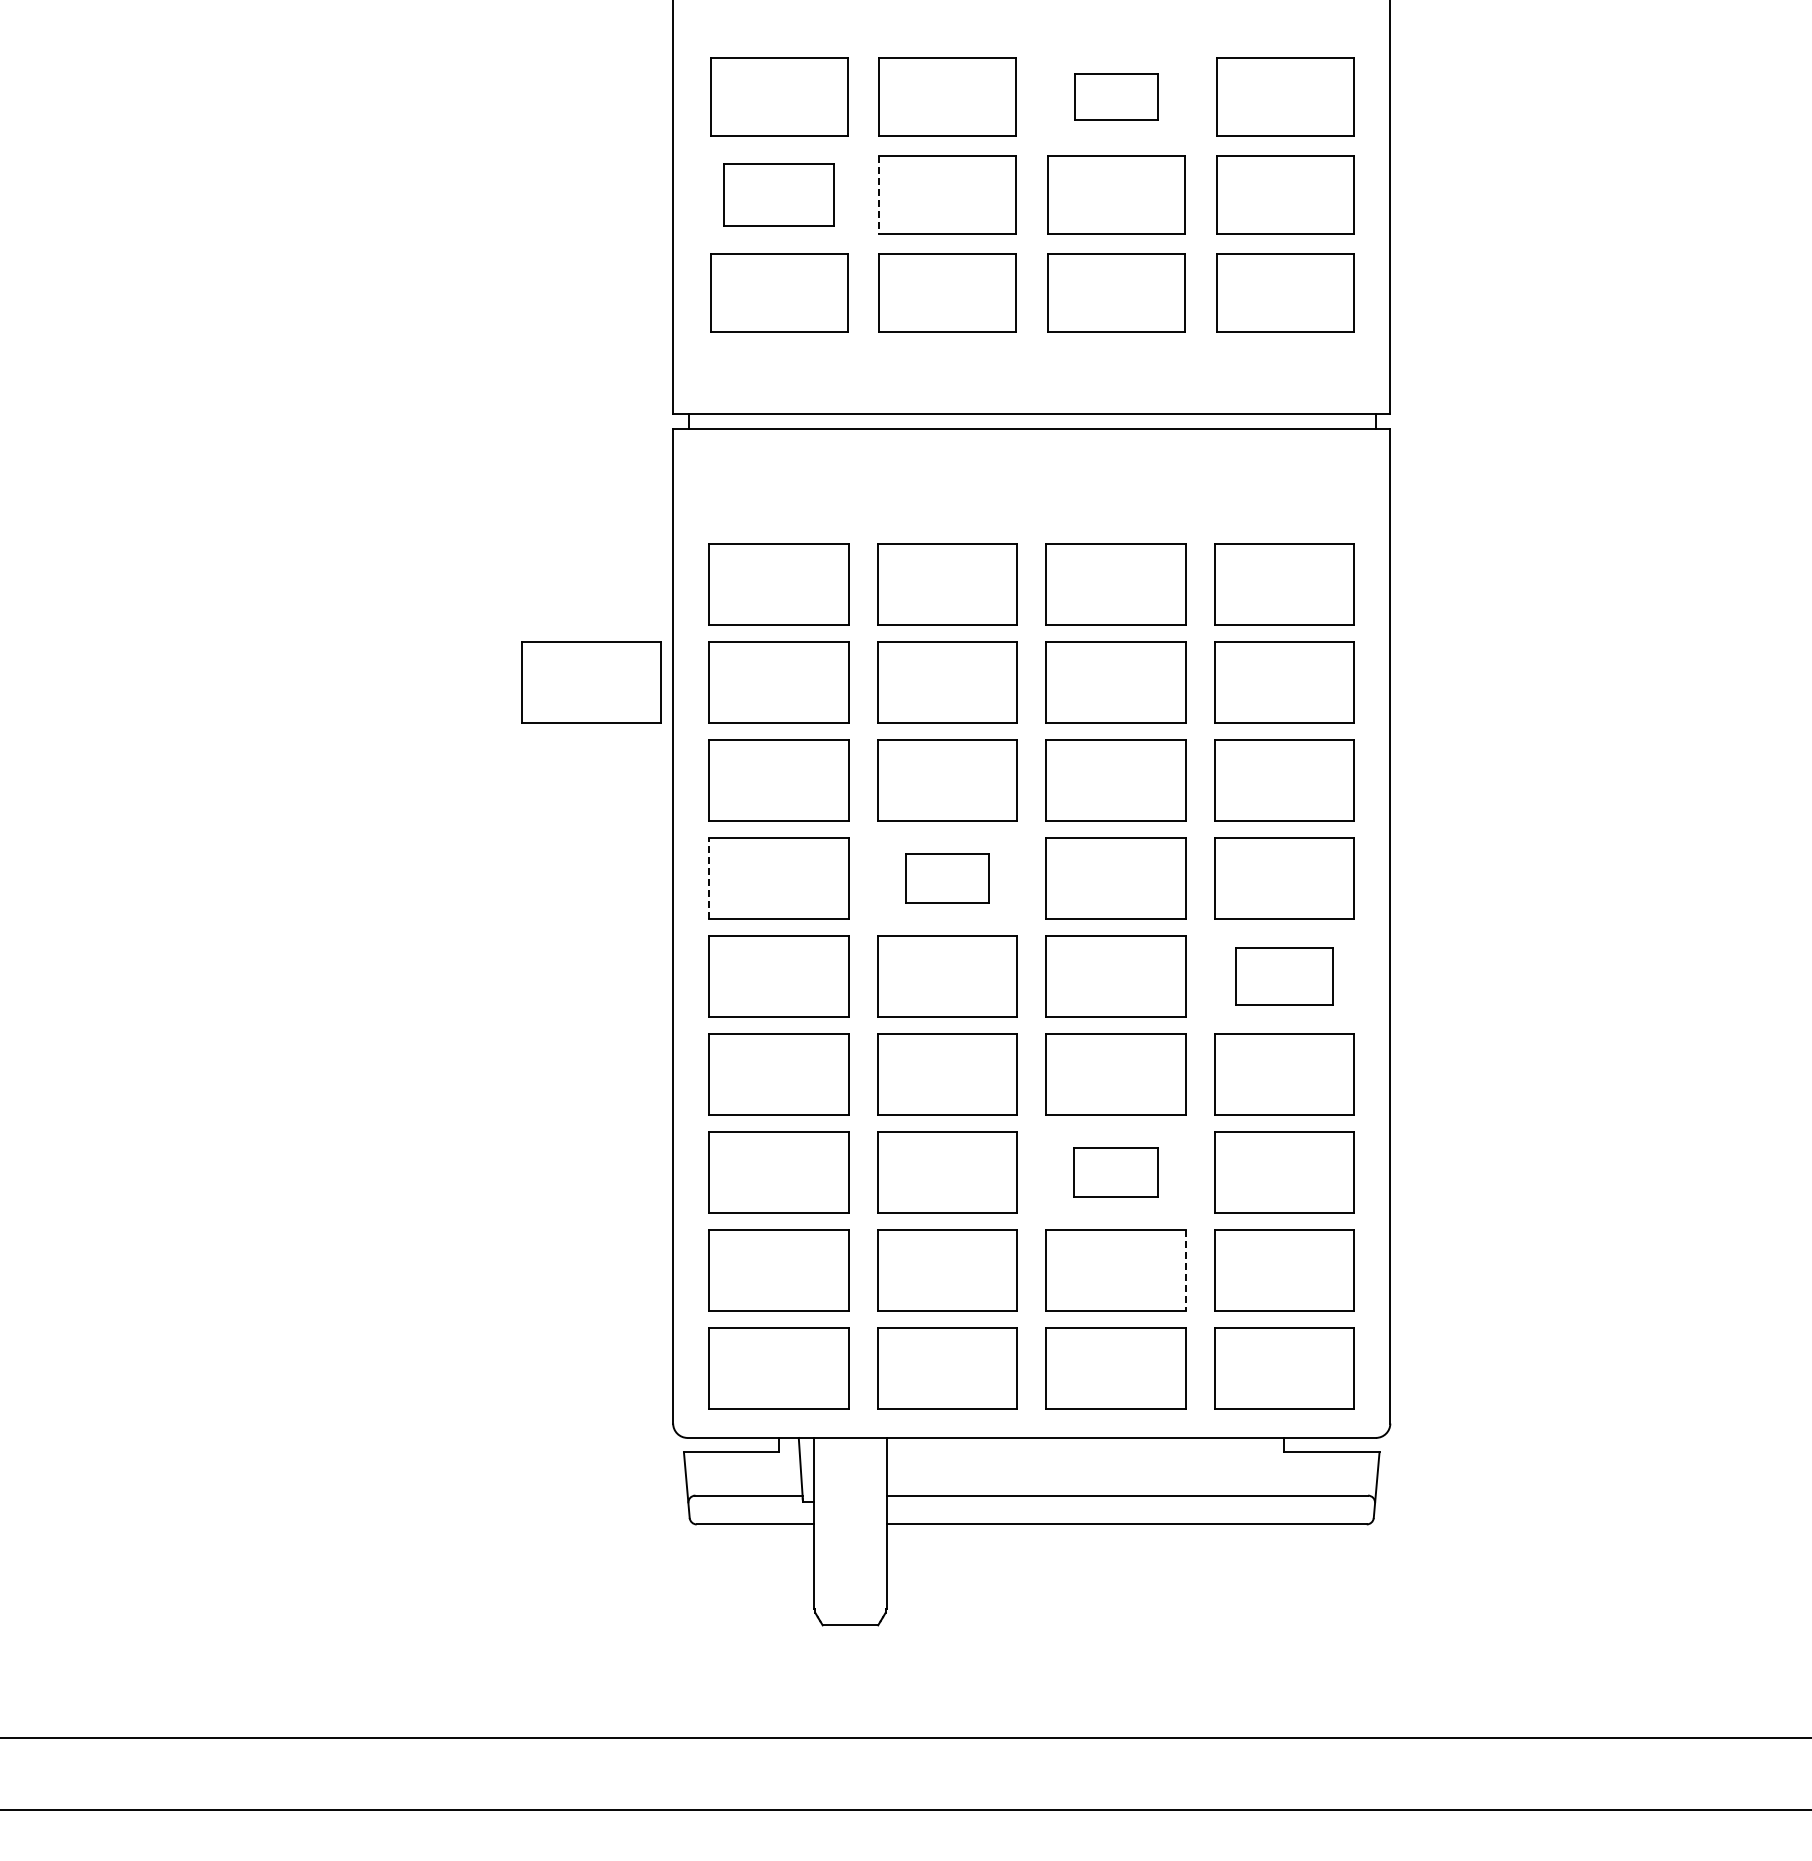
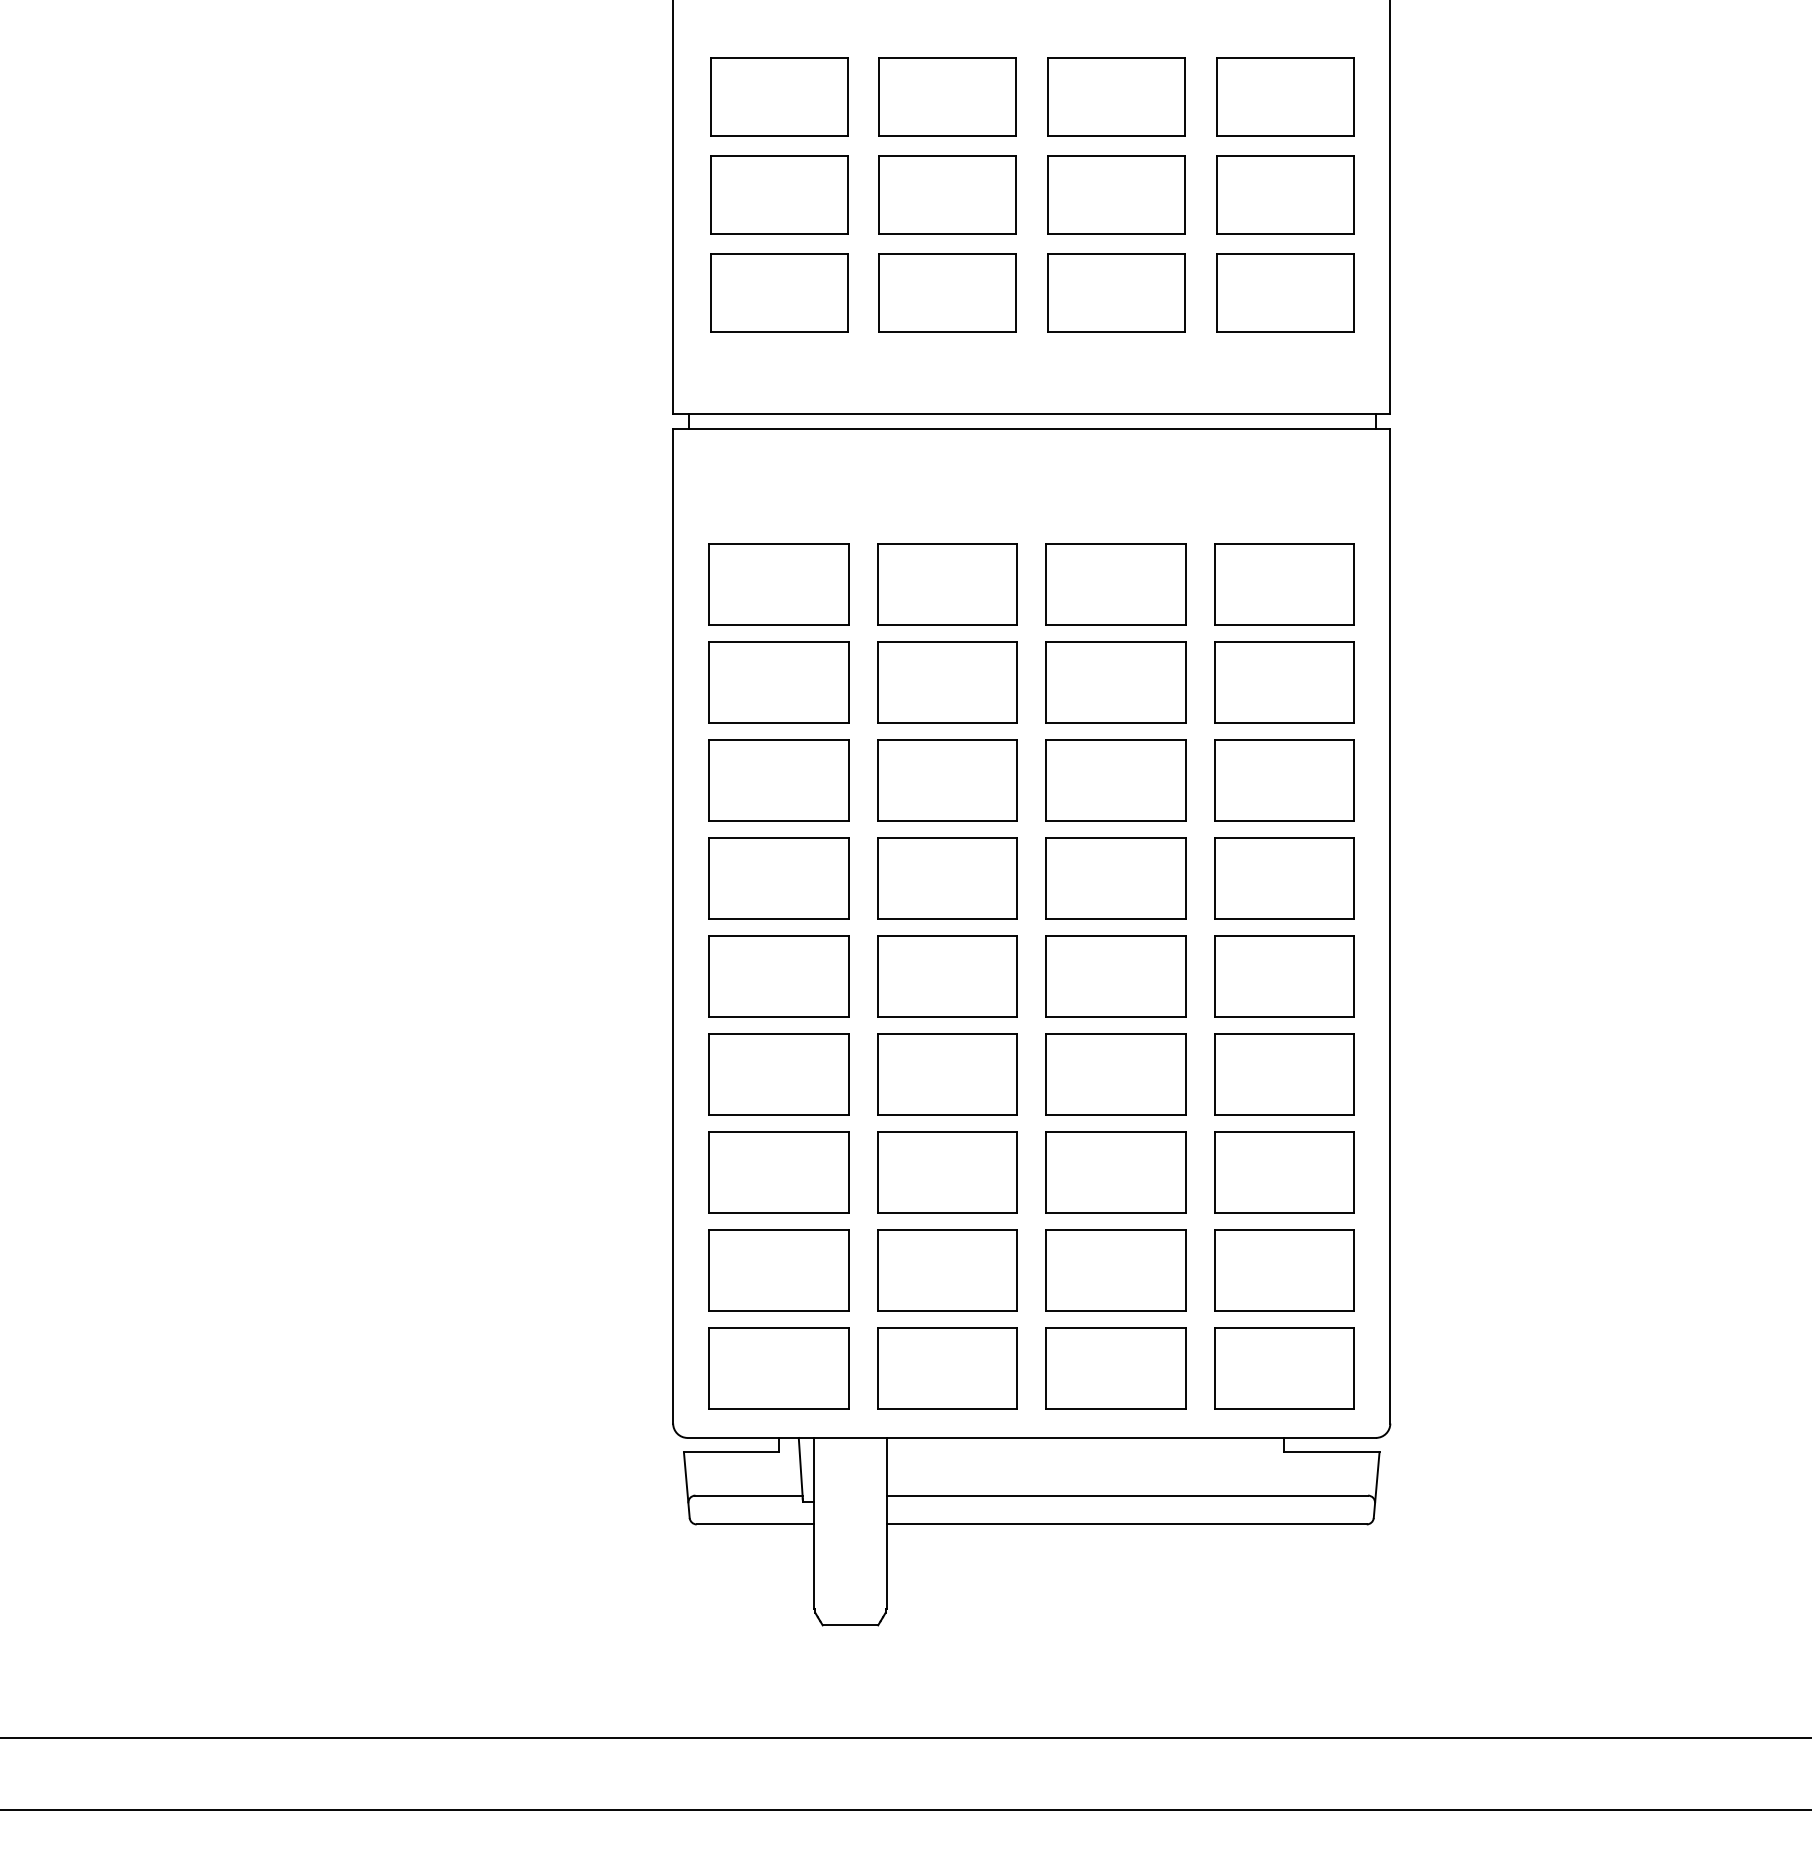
part size: 85x48 px -> 139x80 px (1116, 96)
part size: 112x64 px -> 139x80 px (779, 194)
line: dashed -> solid (879, 195)
part: present -> none (591, 682)
line: dashed -> solid (709, 878)
part size: 85x51 px -> 141x83 px (947, 878)
part size: 99x59 px -> 141x83 px (1284, 976)
part size: 86x51 px -> 142x83 px (1115, 1172)
line: dashed -> solid (1185, 1271)
